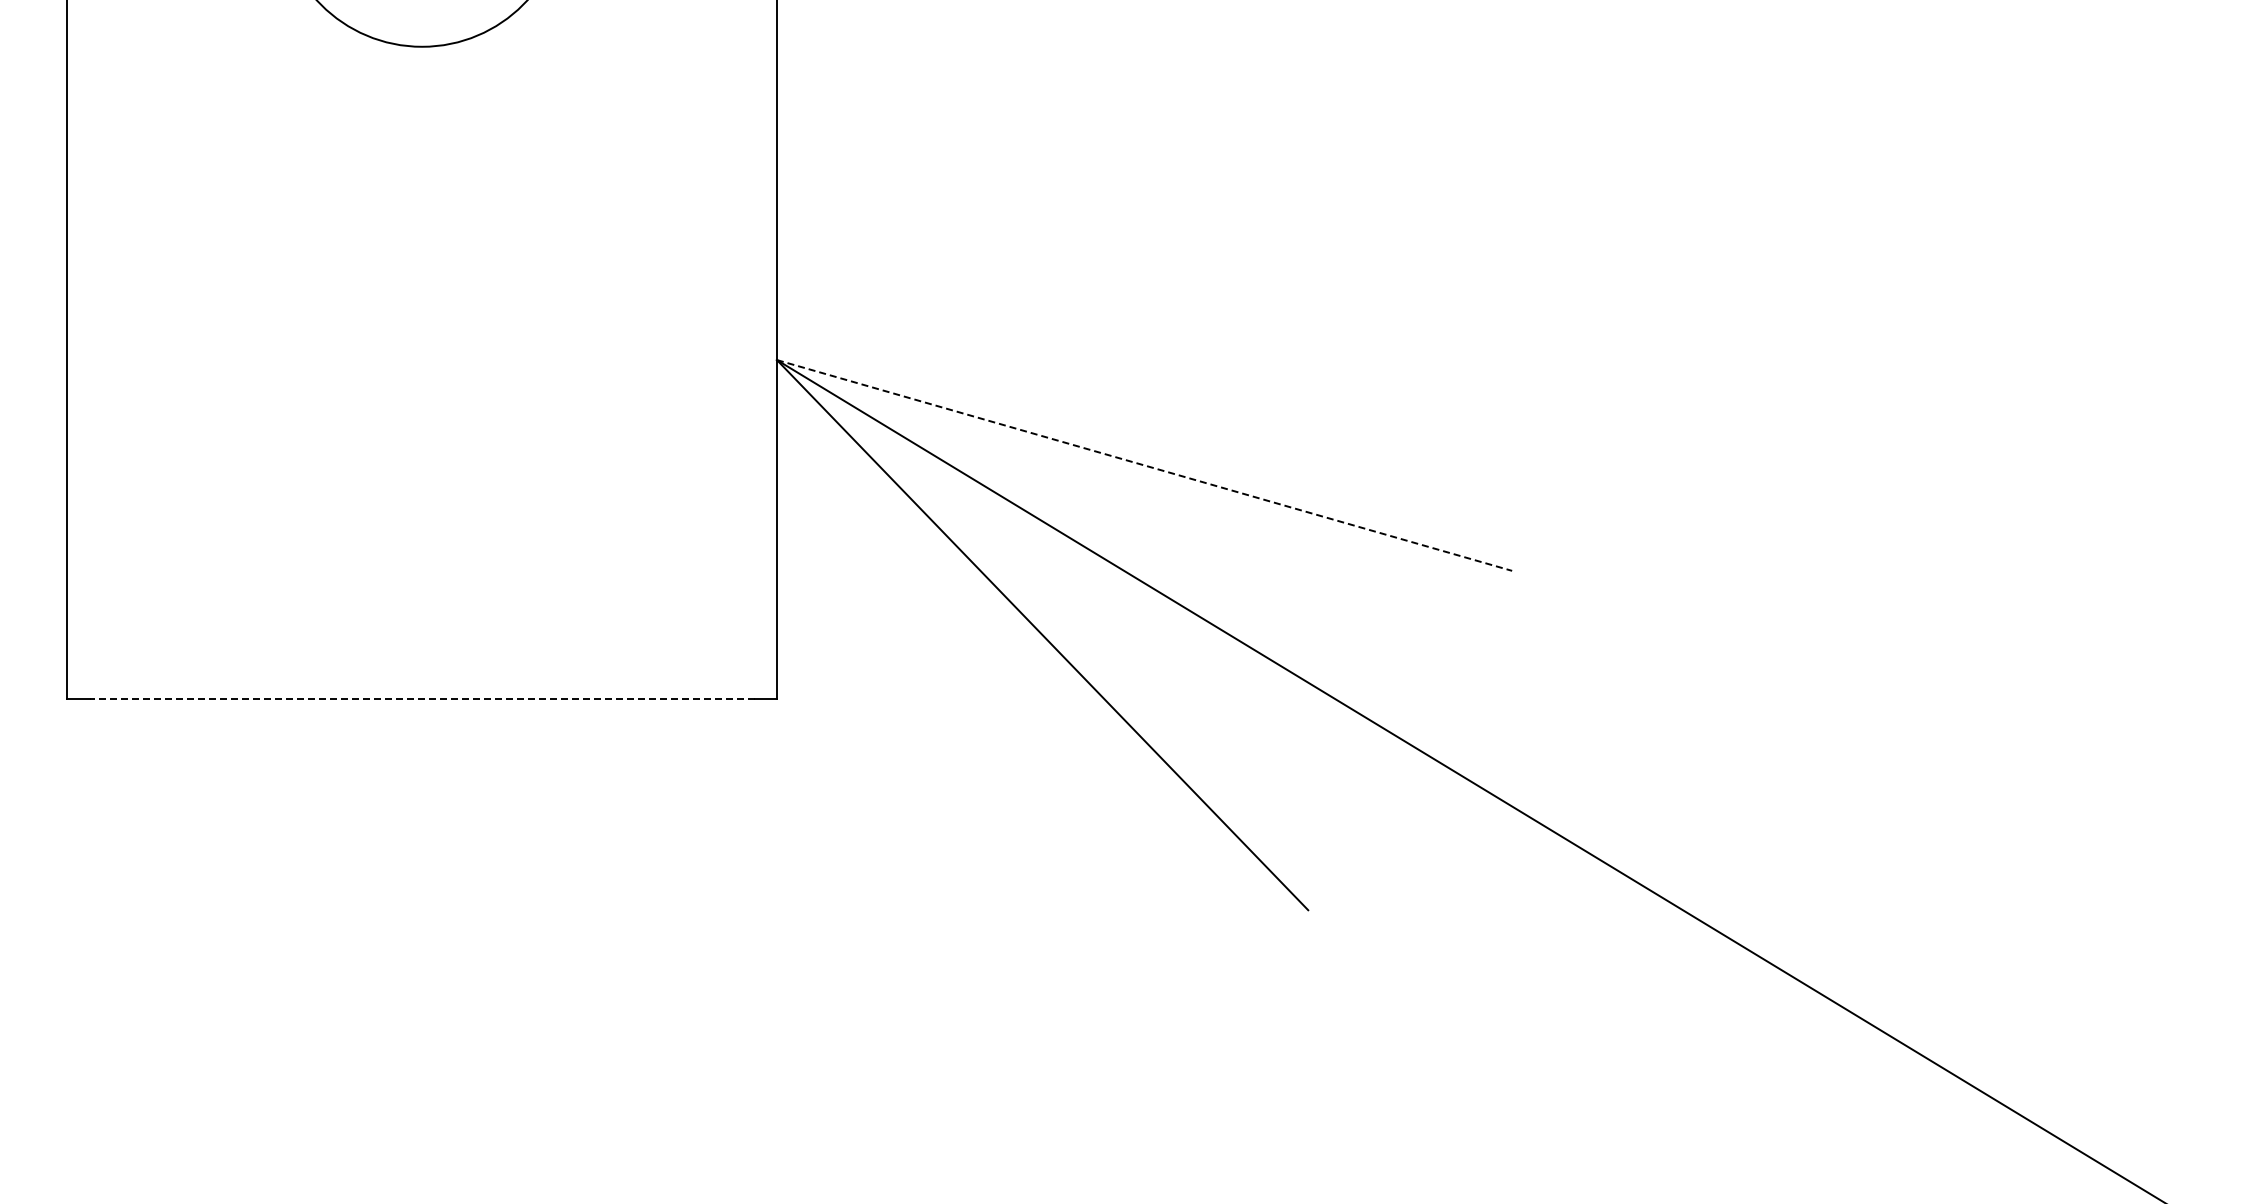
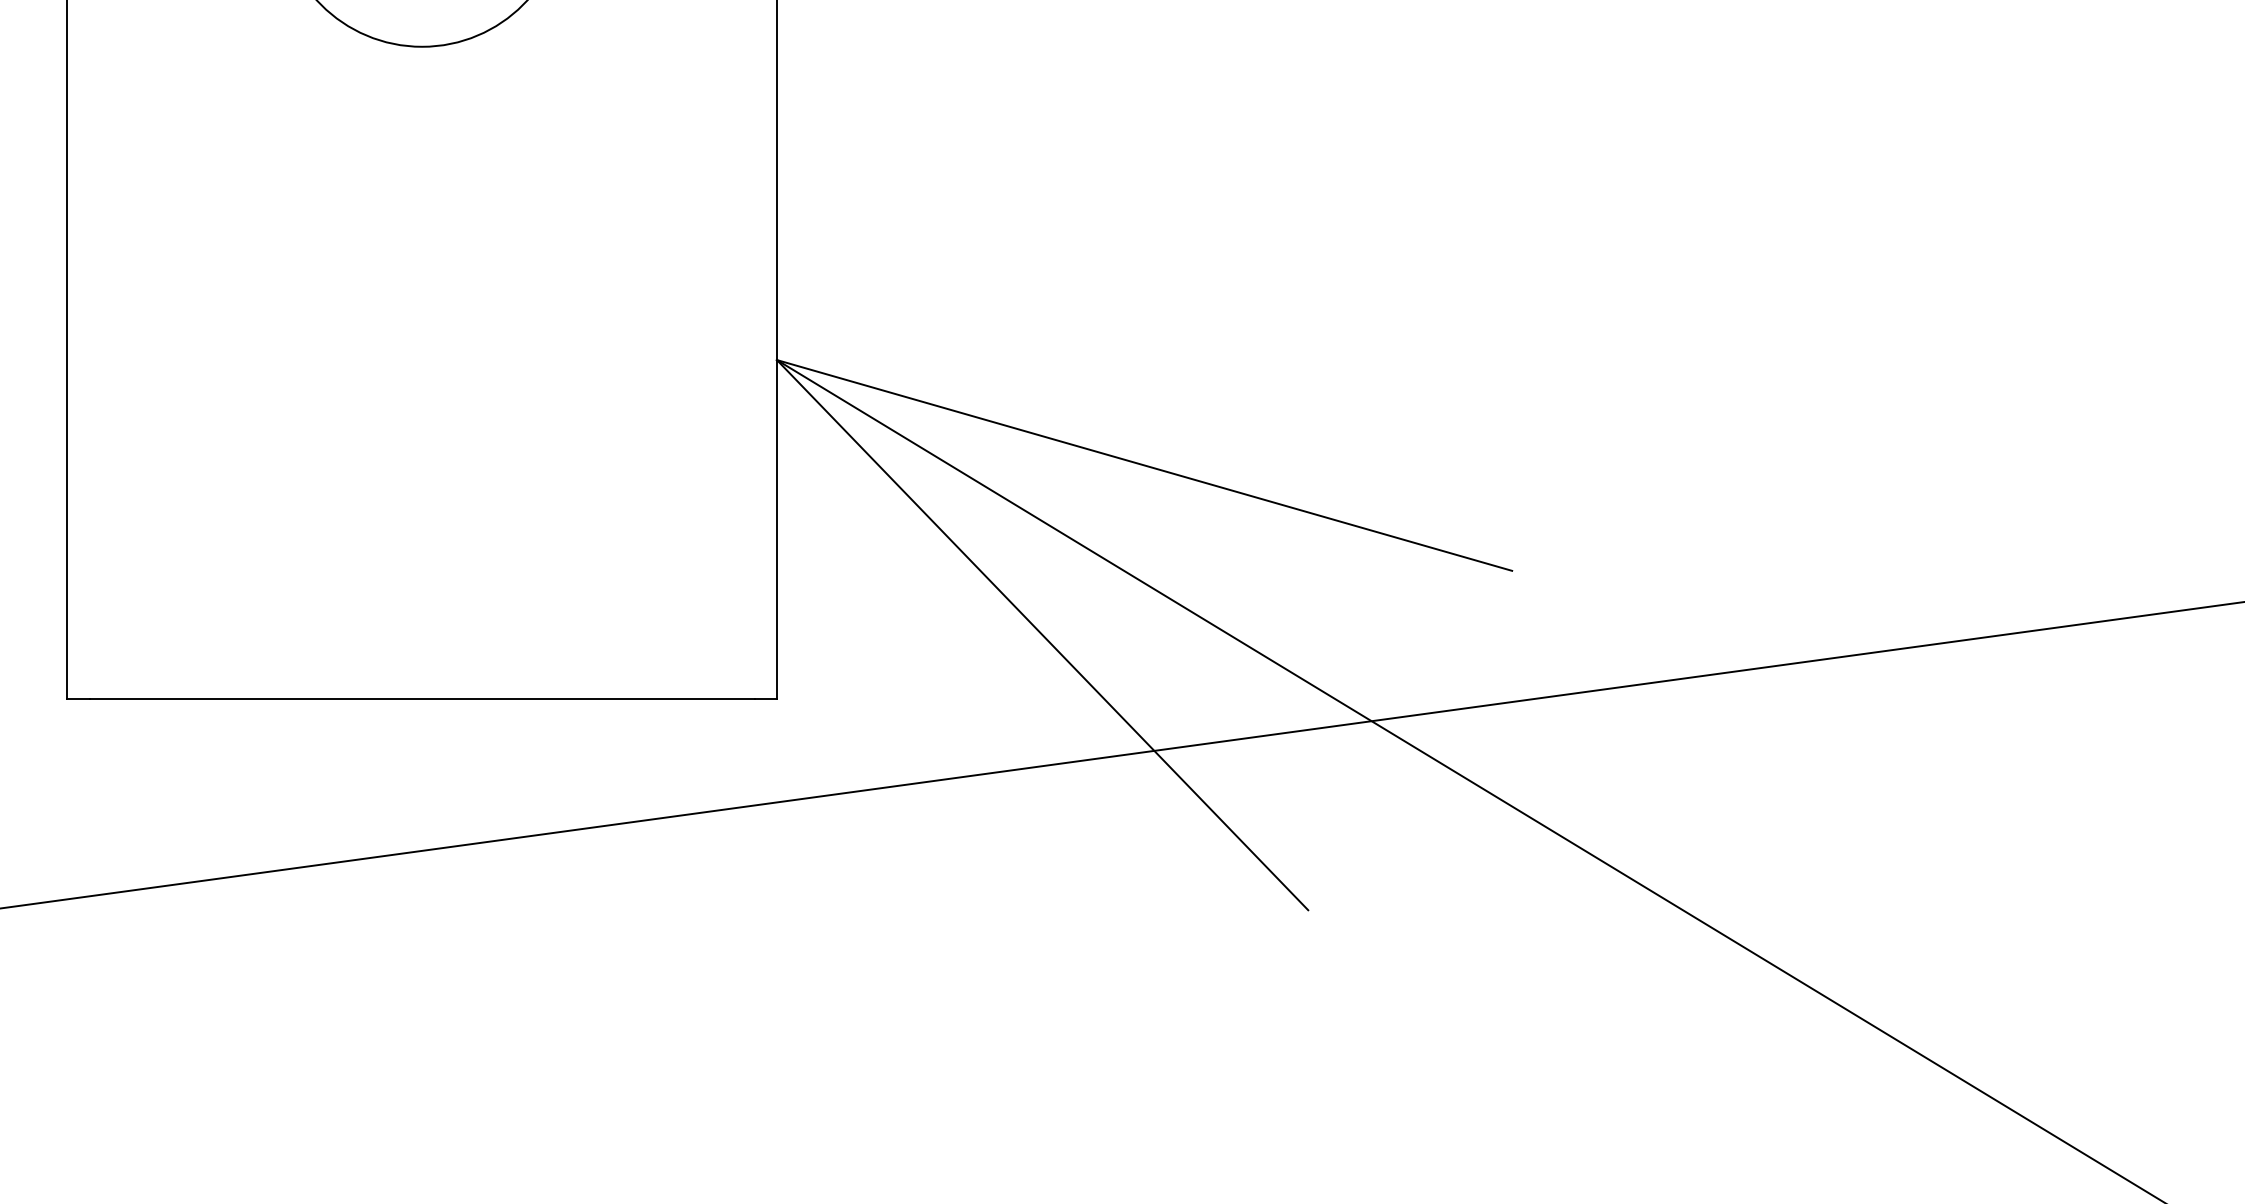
line: dashed -> solid (1145, 465)
line: dashed -> solid (422, 698)
line: none -> present (1121, 755)
